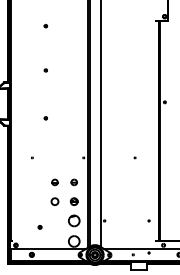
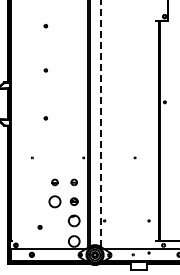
line: solid -> dashed (101, 123)
part size: 10x9 px -> 14x14 px (54, 201)
